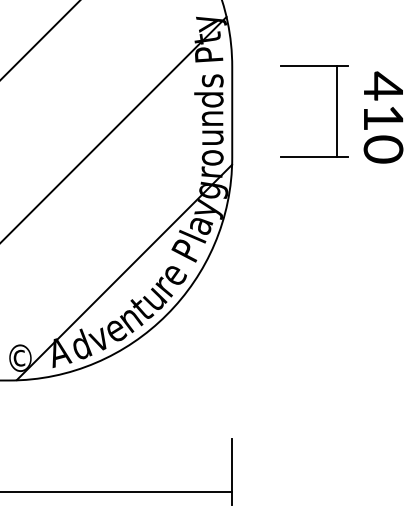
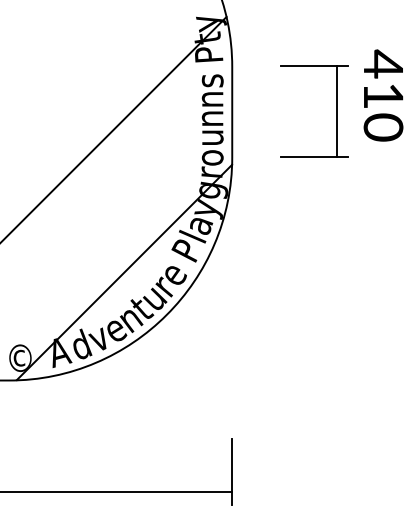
line: present -> none (40, 40)
text: d -> n (208, 99)
text position: (383, 117) -> (383, 95) (383, 95)
